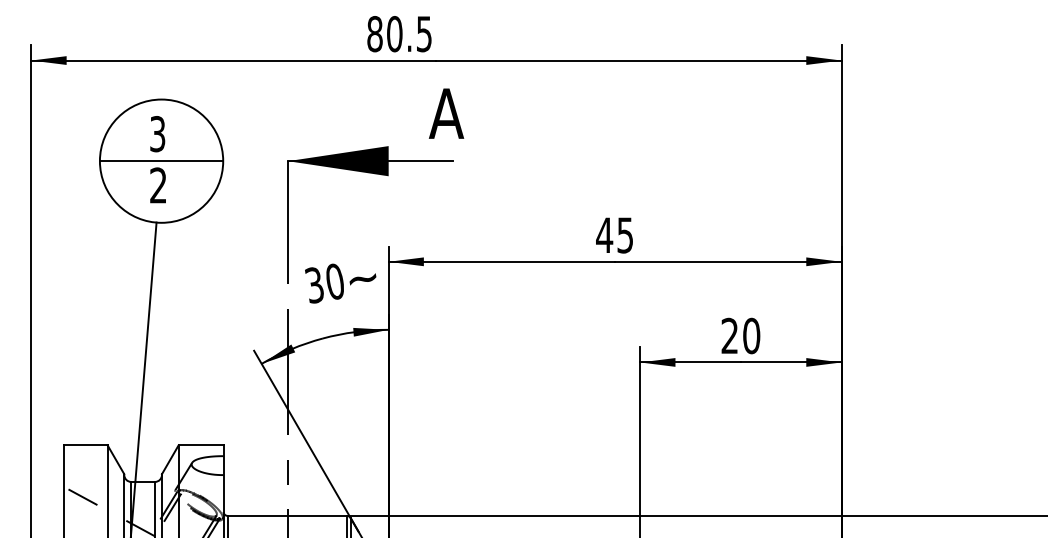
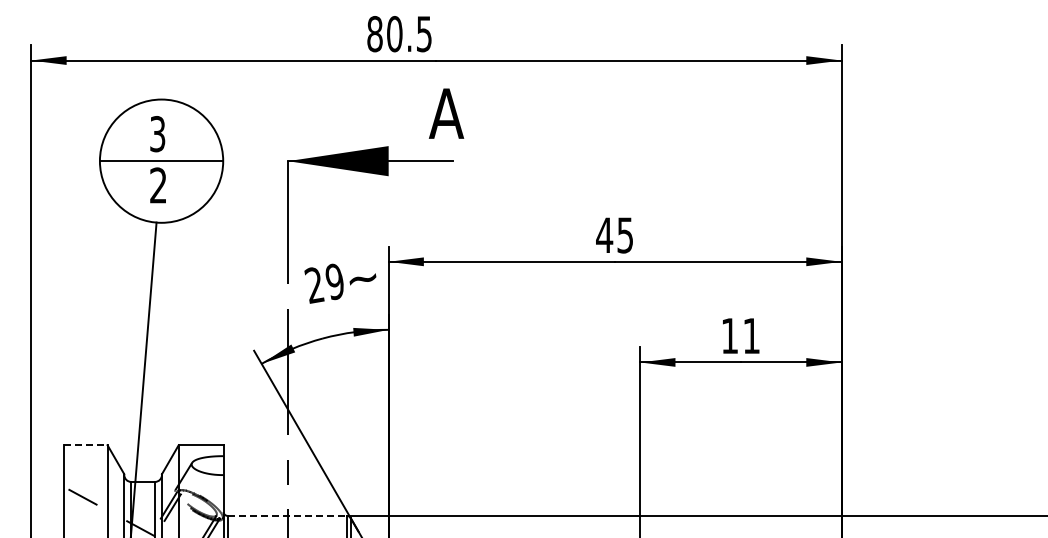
text: 30 -> 29 (323, 283)
text: 20 -> 11 (740, 335)
line: solid -> dashed (85, 445)
line: solid -> dashed (287, 515)
